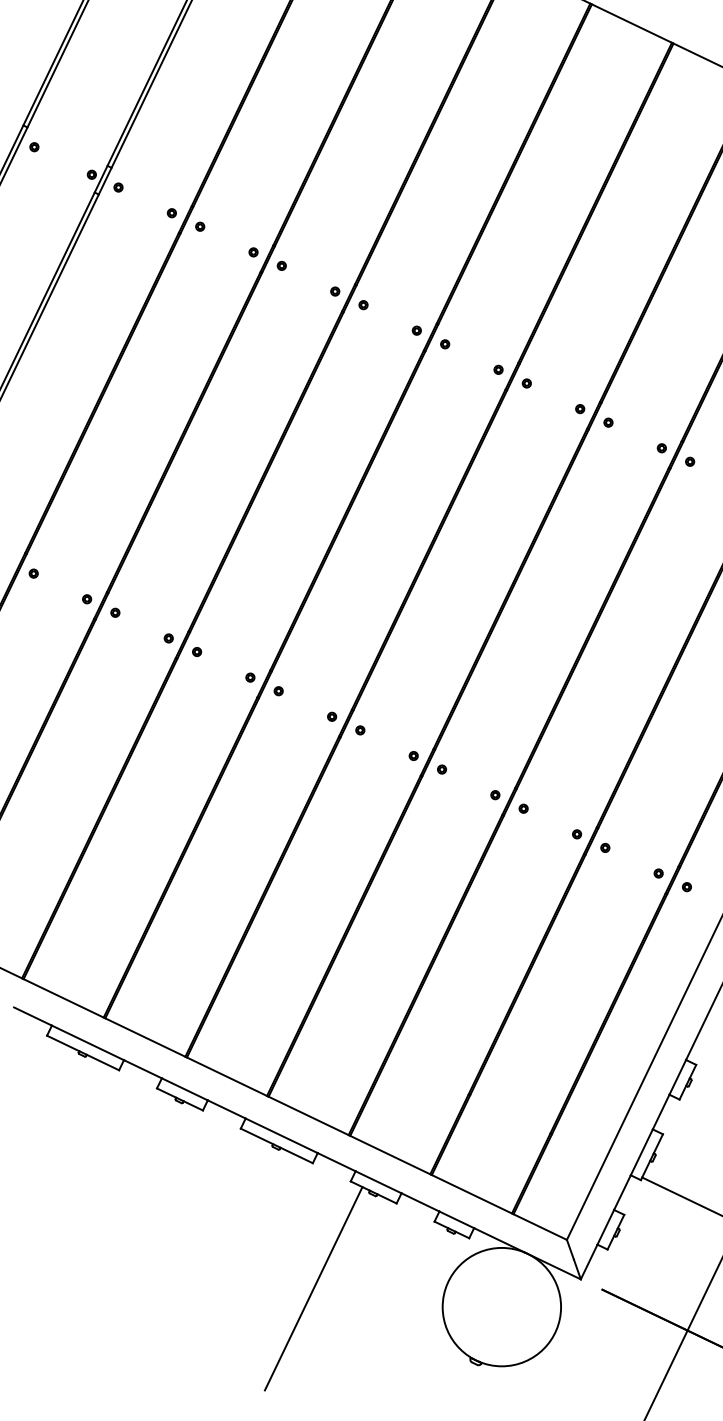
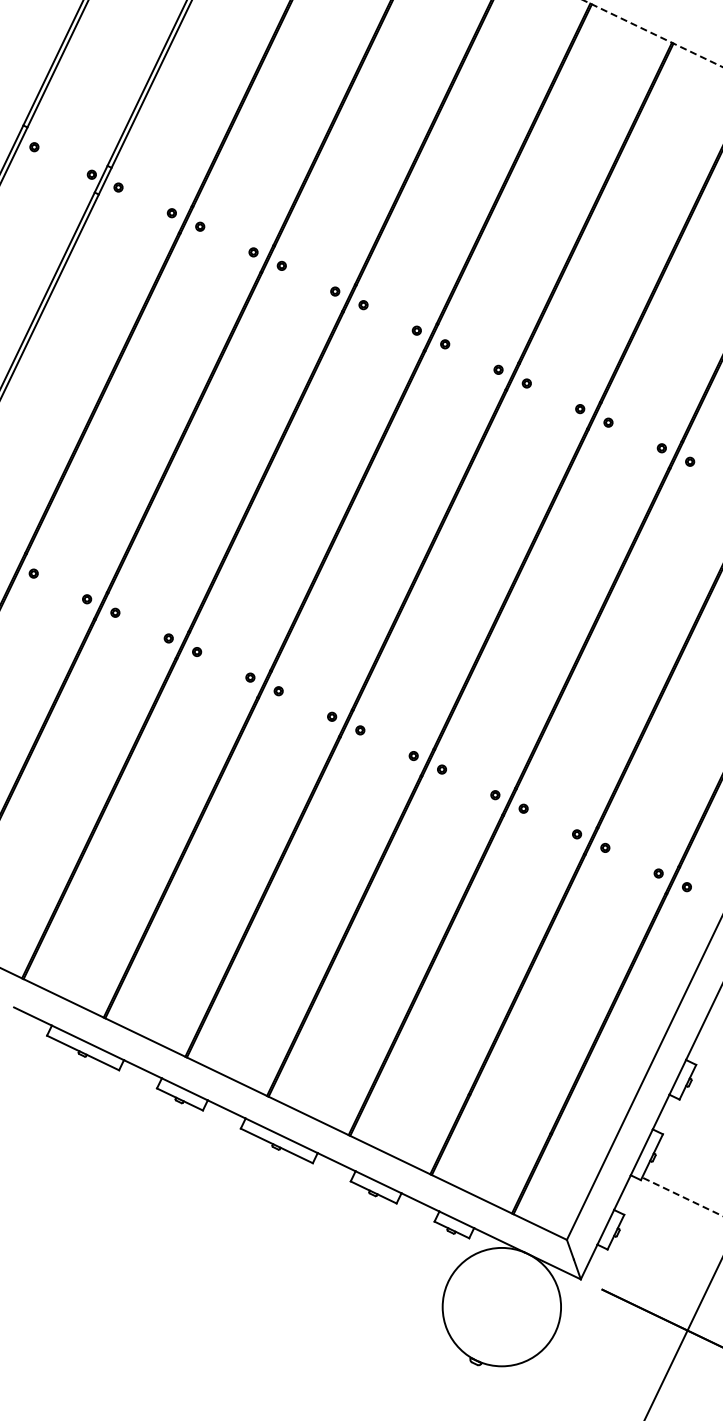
line: solid -> dashed (652, 33)
line: solid -> dashed (682, 1196)
line: present -> none (313, 1288)
